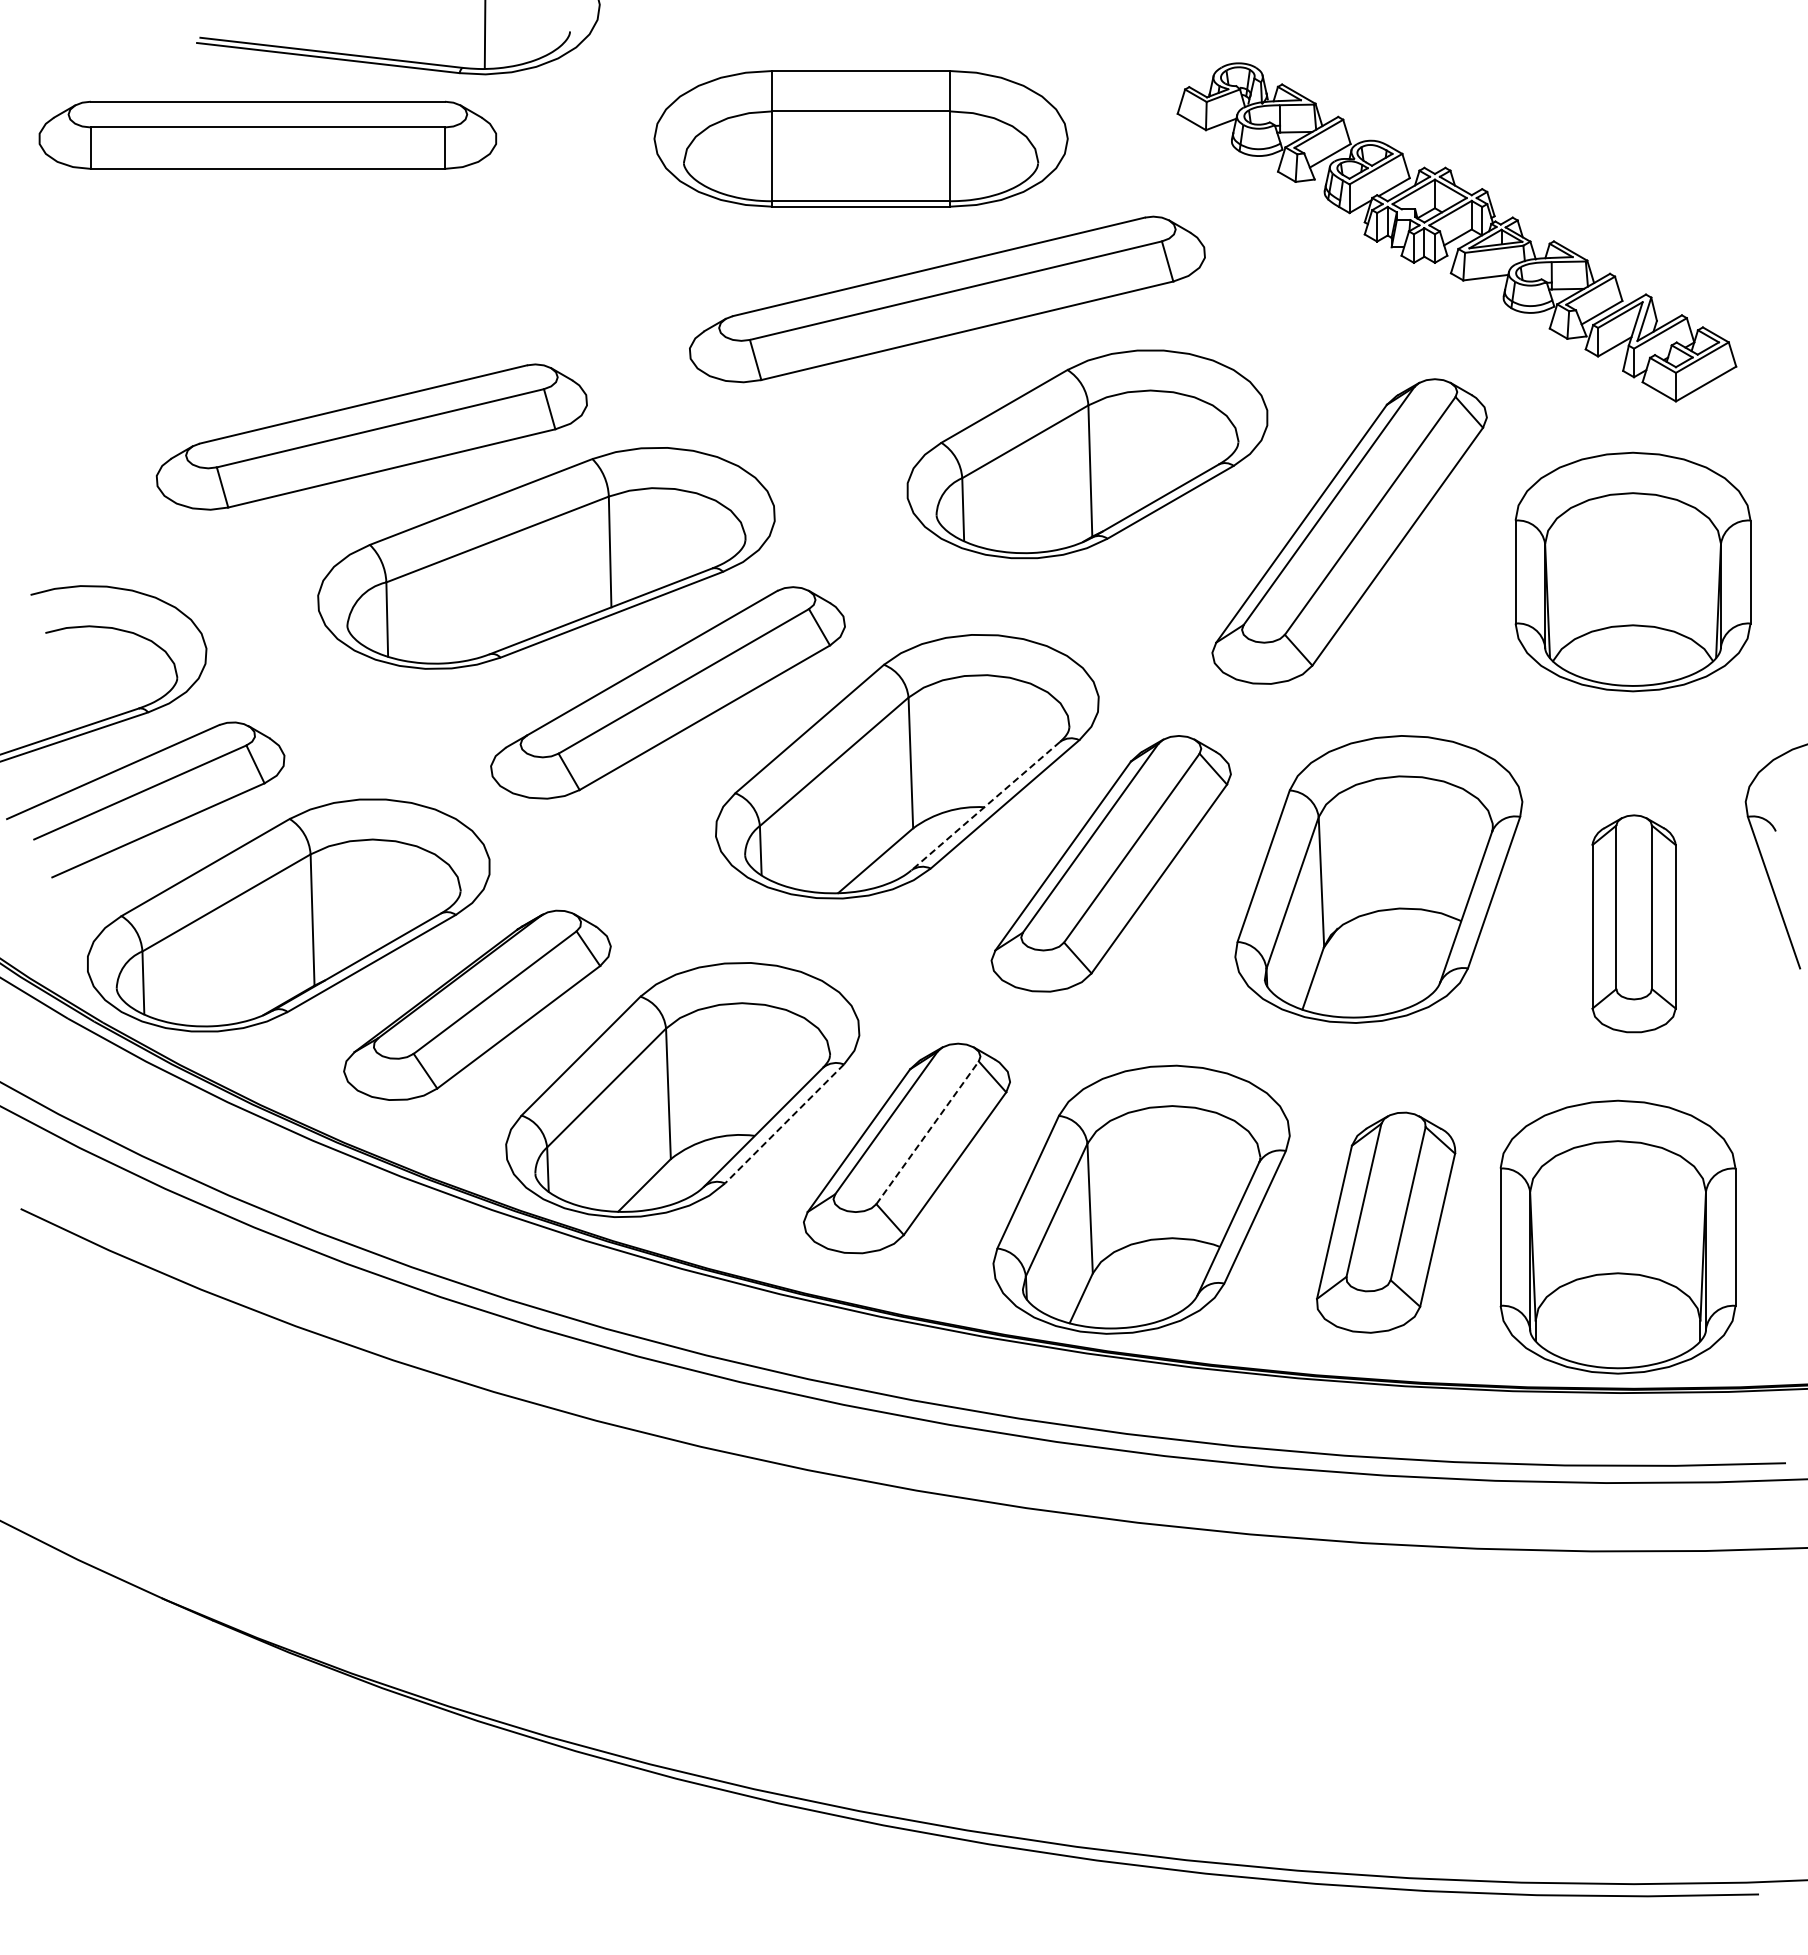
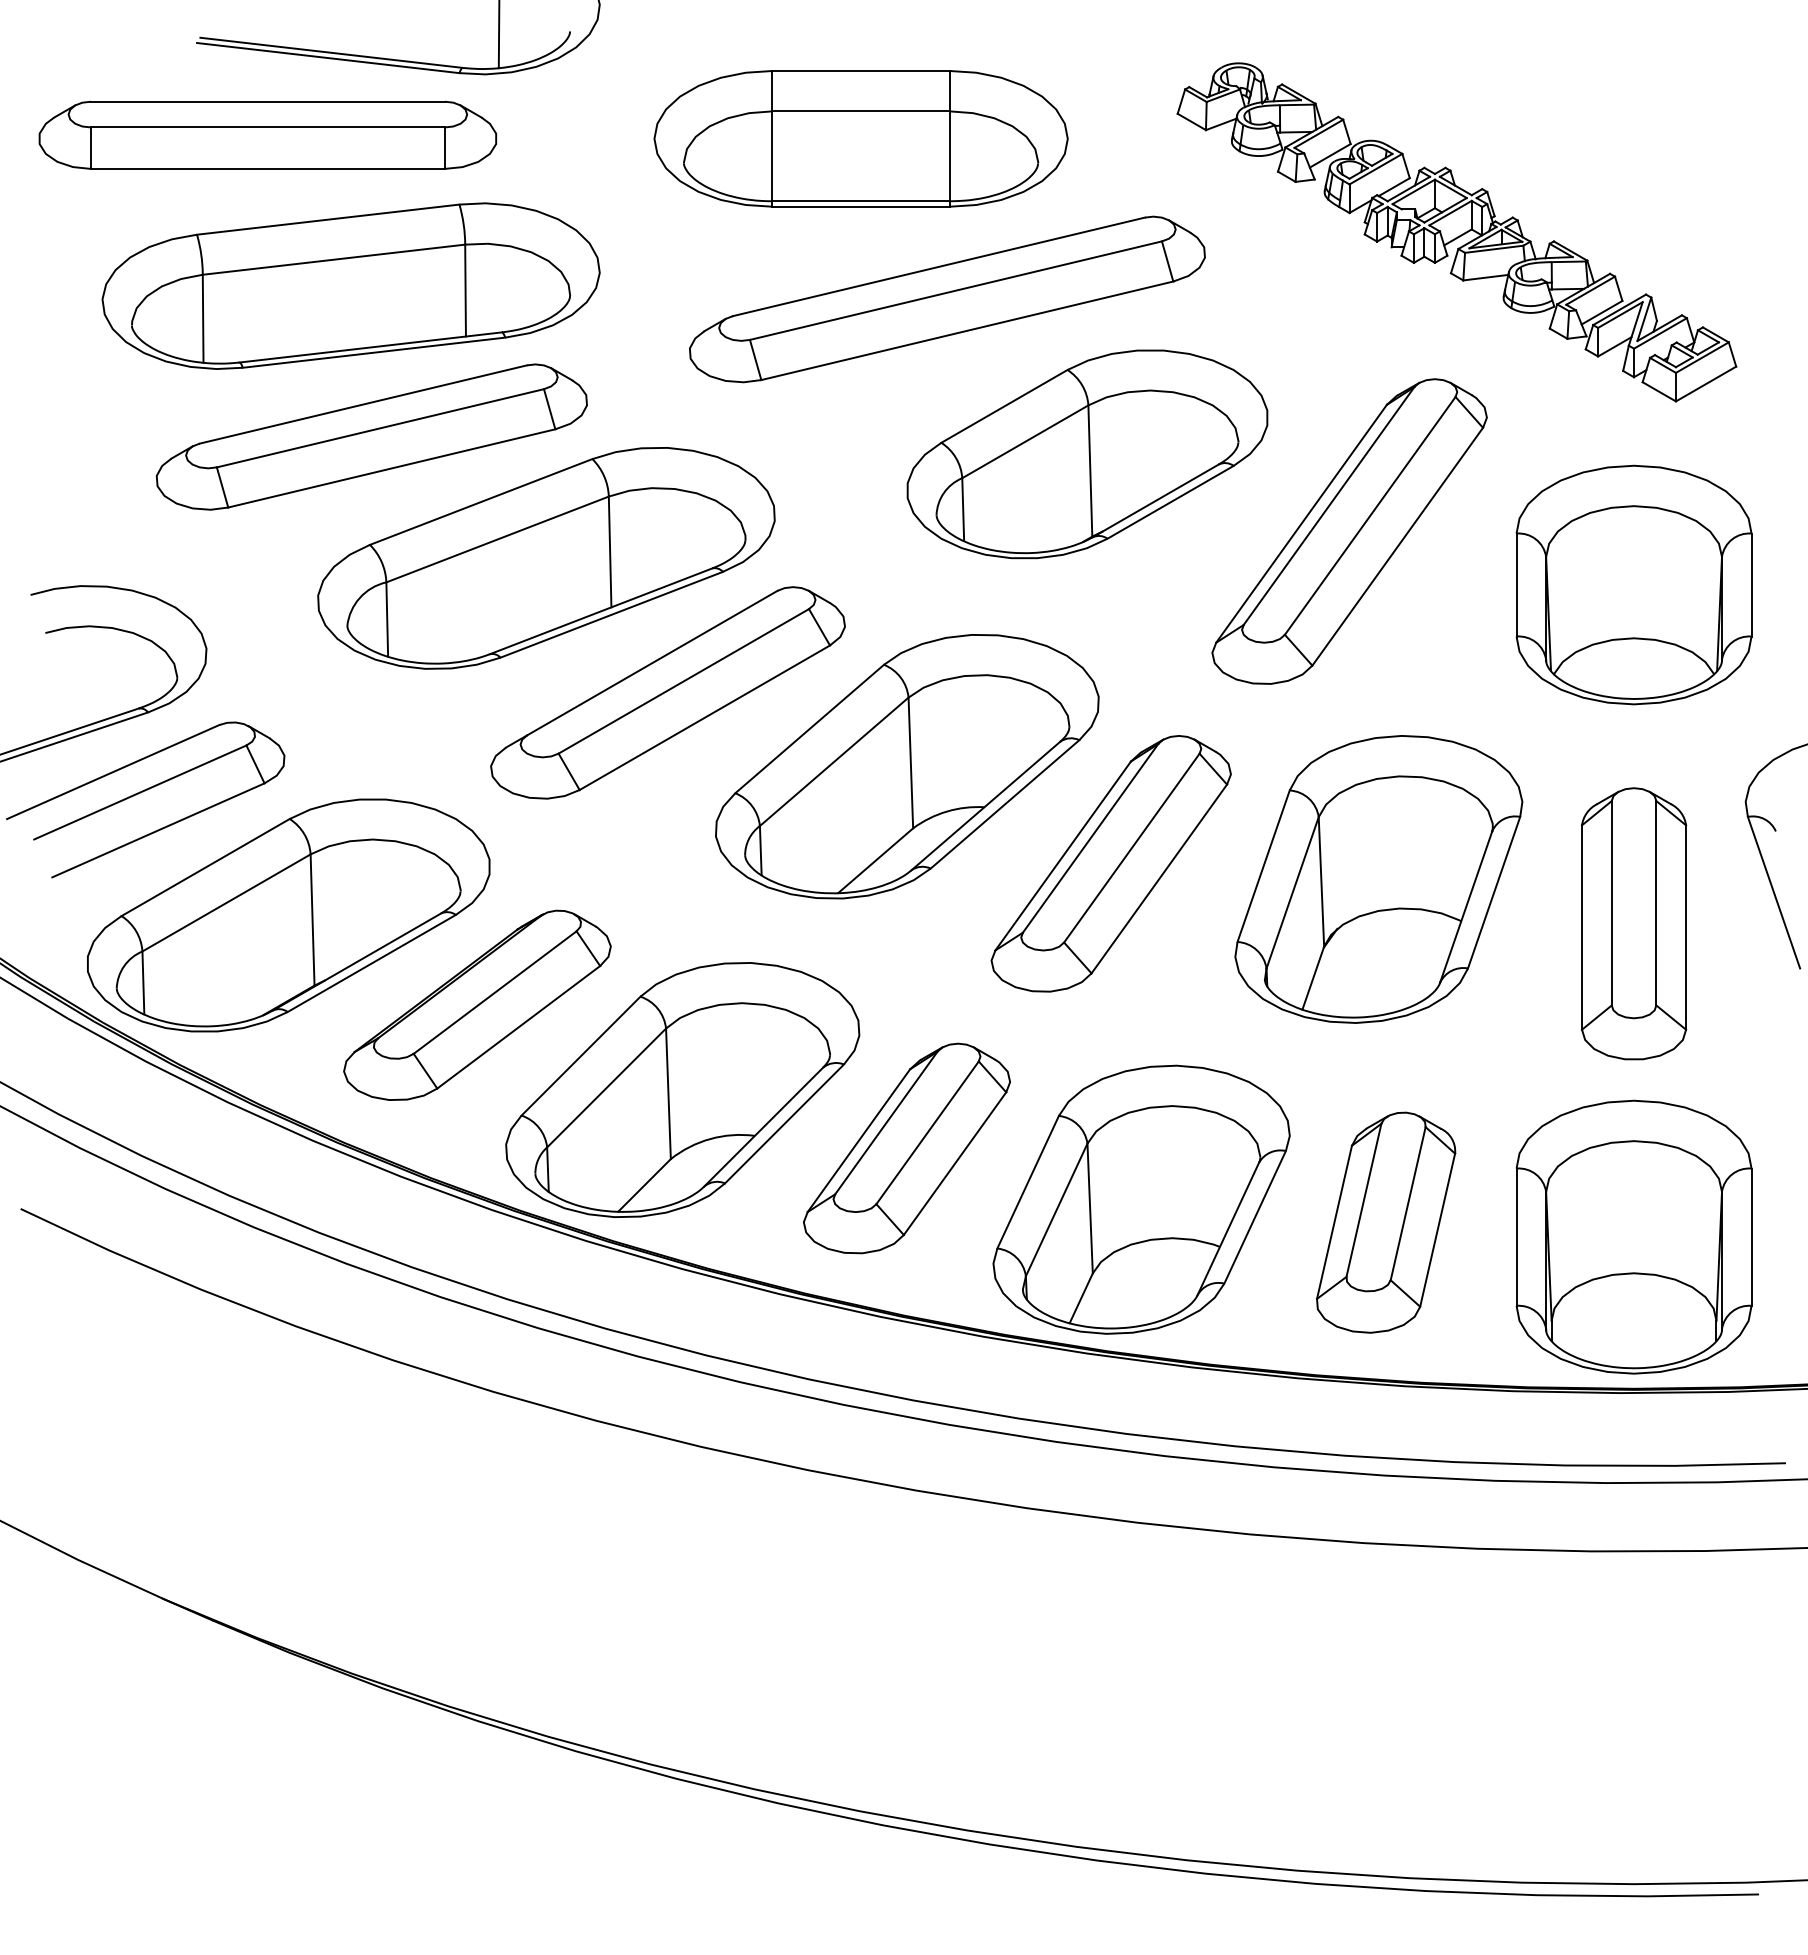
line position: (484, 35) -> (498, 35) (498, 35)
part: none -> present (350, 285)
part position: (1632, 571) -> (1633, 584) (1633, 584)
line: dashed -> solid (985, 806)
part size: 86x220 px -> 107x274 px (1634, 923)
line: dashed -> solid (784, 1124)
line: dashed -> solid (927, 1132)
part position: (1617, 1236) -> (1633, 1236) (1633, 1236)
